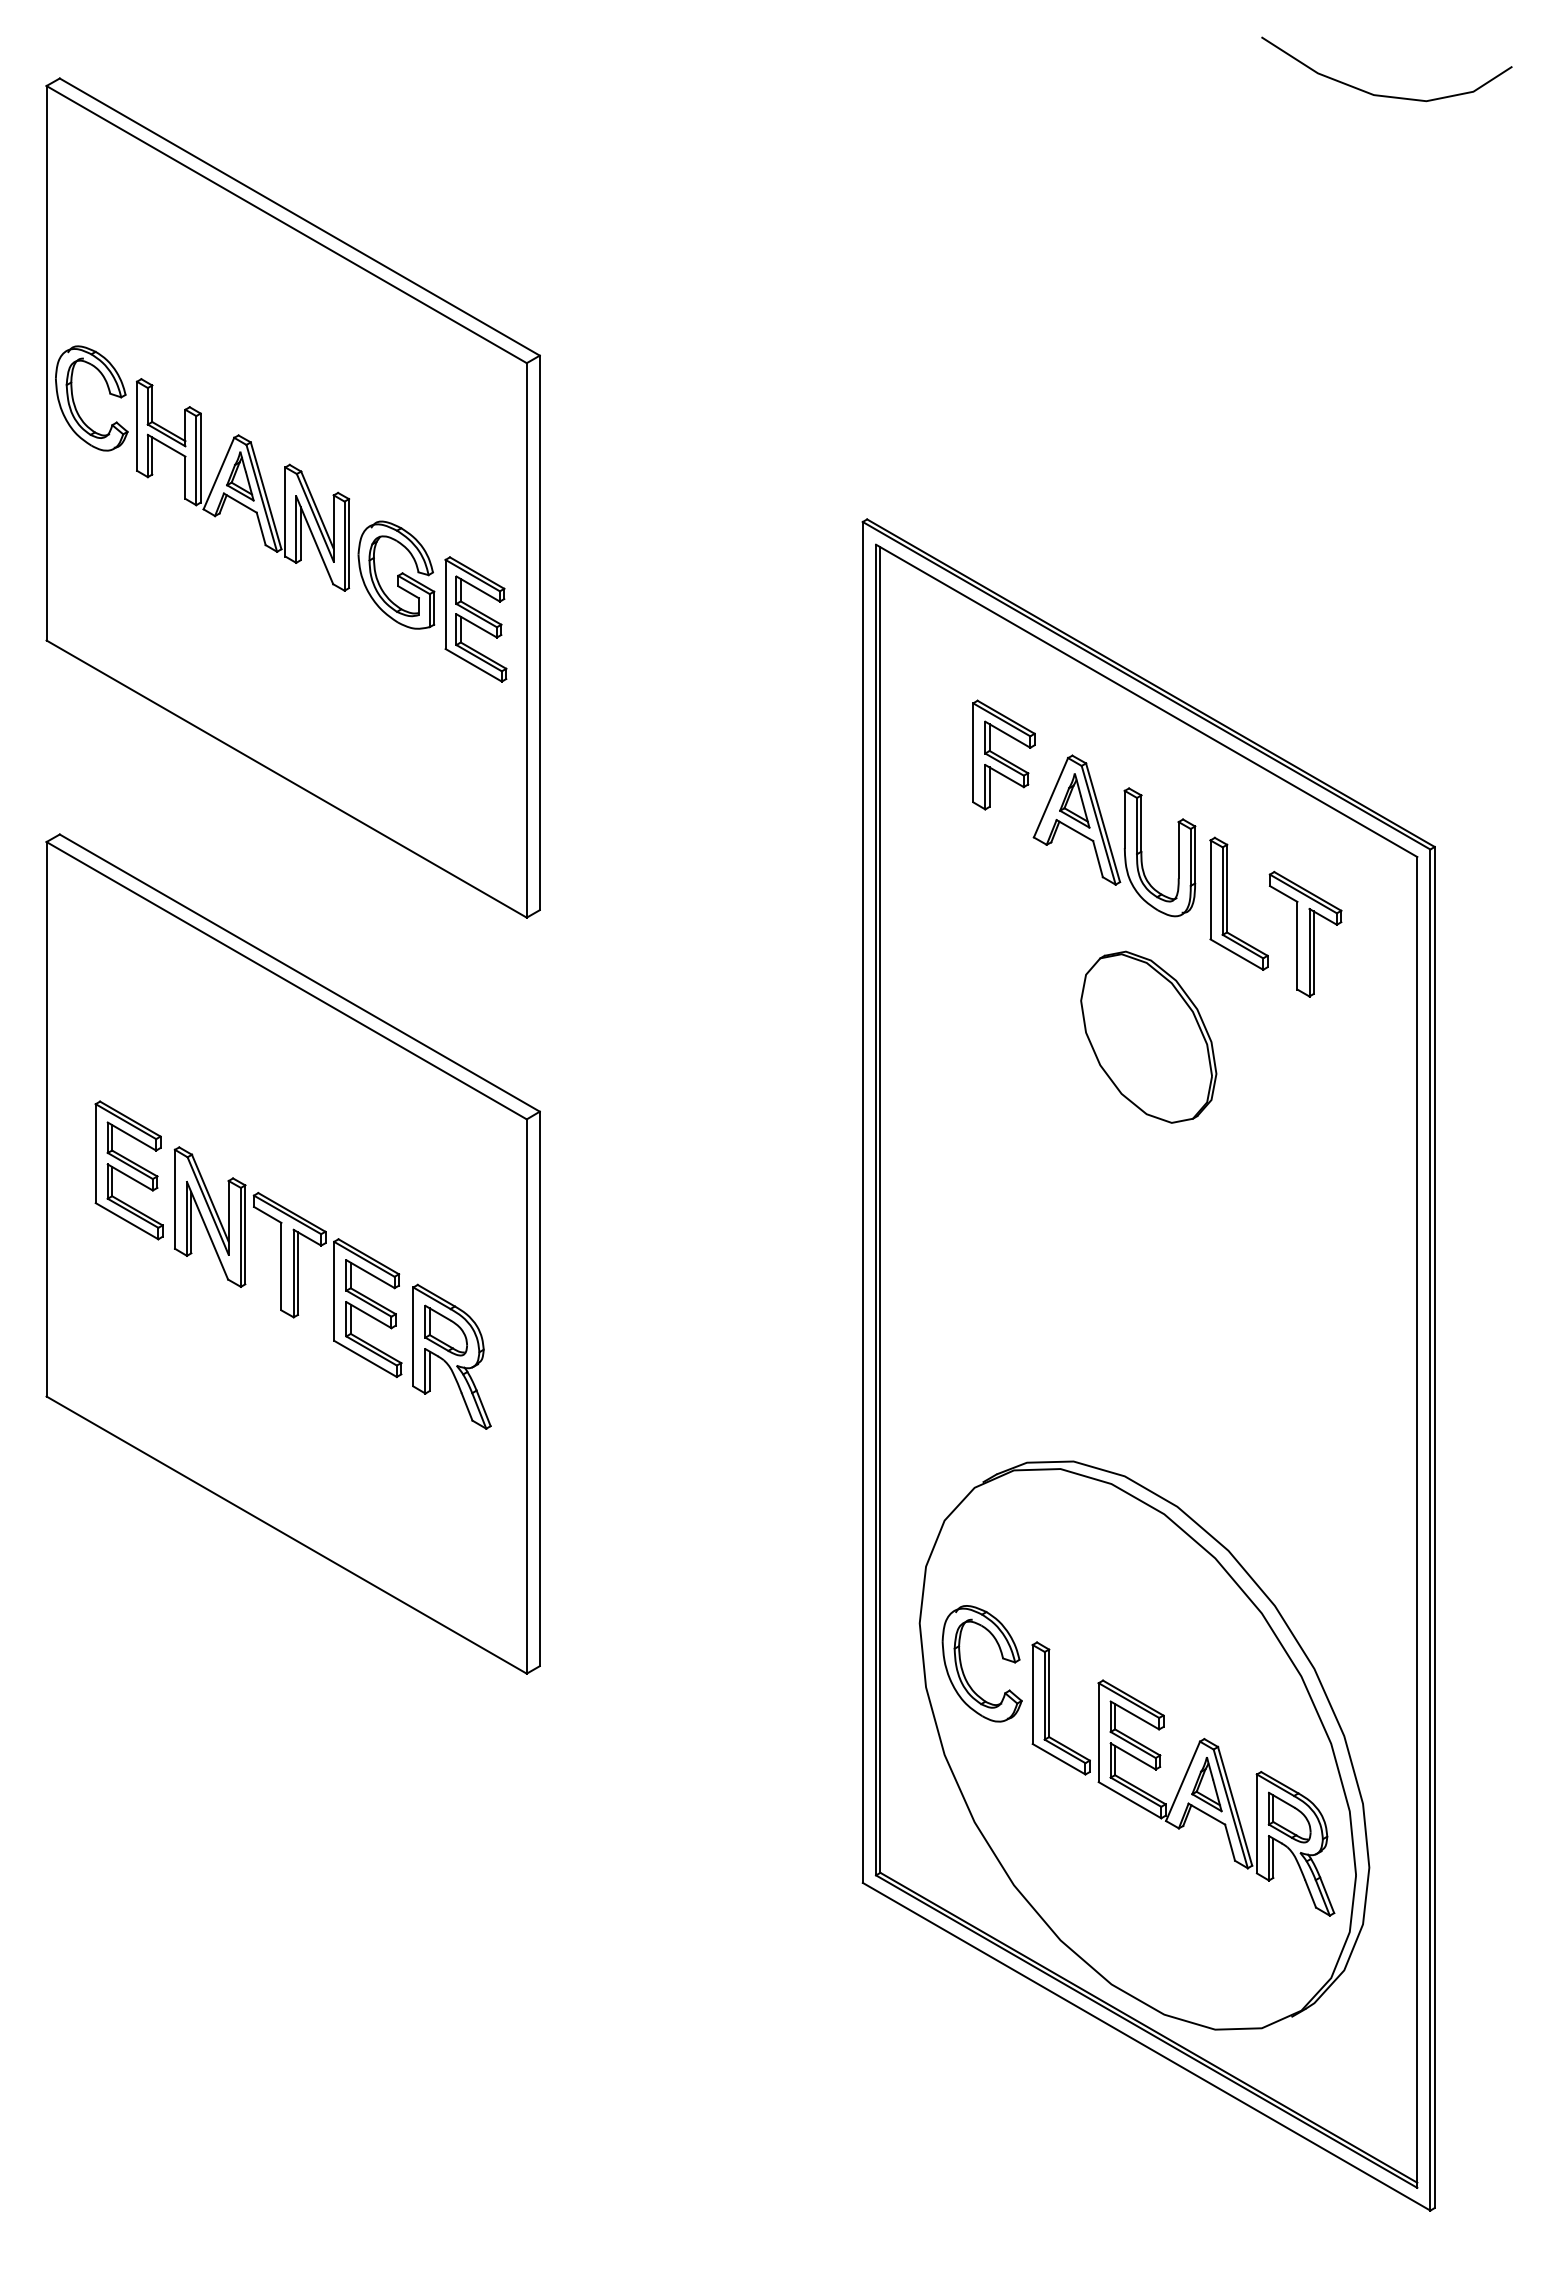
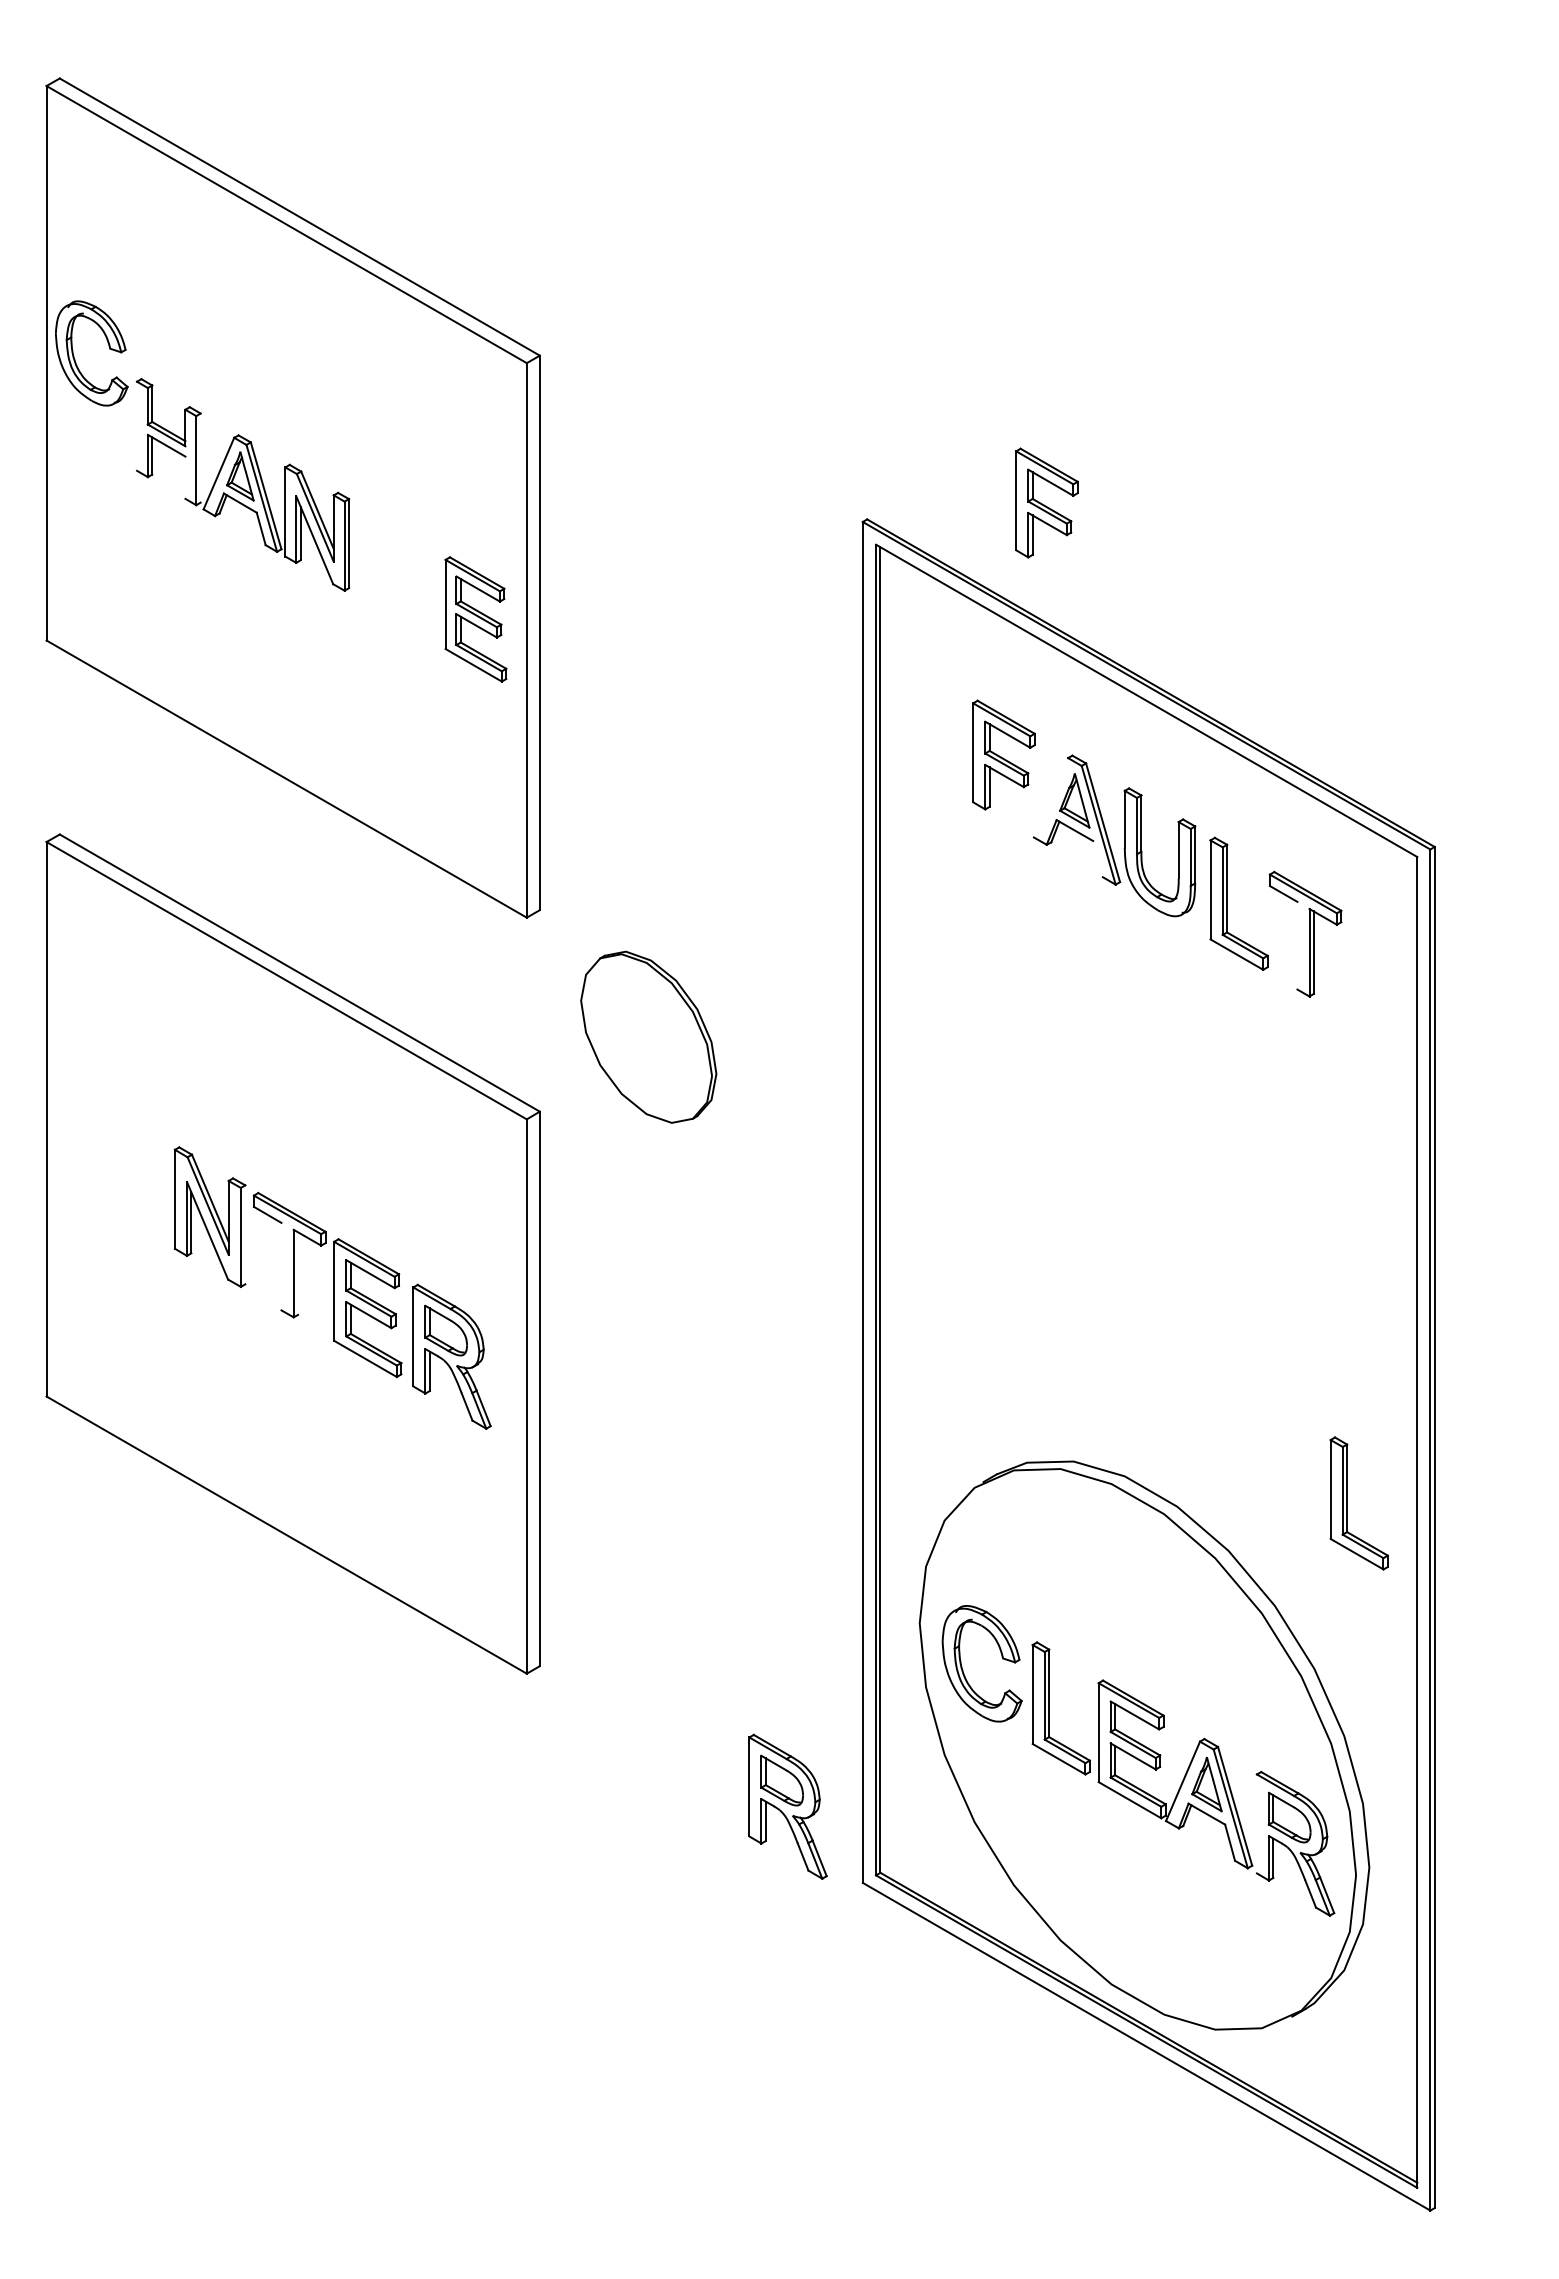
curve: present -> none (1379, 94)
part position: (75, 404) -> (75, 359) (75, 359)
line: present -> none (137, 425)
line: present -> none (200, 457)
line: present -> none (185, 477)
part: none -> present (1046, 502)
part: present -> none (396, 574)
line: present -> none (1050, 797)
line: present -> none (1097, 859)
line: present -> none (1297, 945)
part position: (1148, 1036) -> (648, 1036) (648, 1036)
part: present -> none (128, 1170)
line: present -> none (245, 1234)
line: present -> none (281, 1266)
line: present -> none (298, 1273)
part: none -> present (1347, 1503)
part: none -> present (787, 1806)
line: present -> none (1256, 1823)
